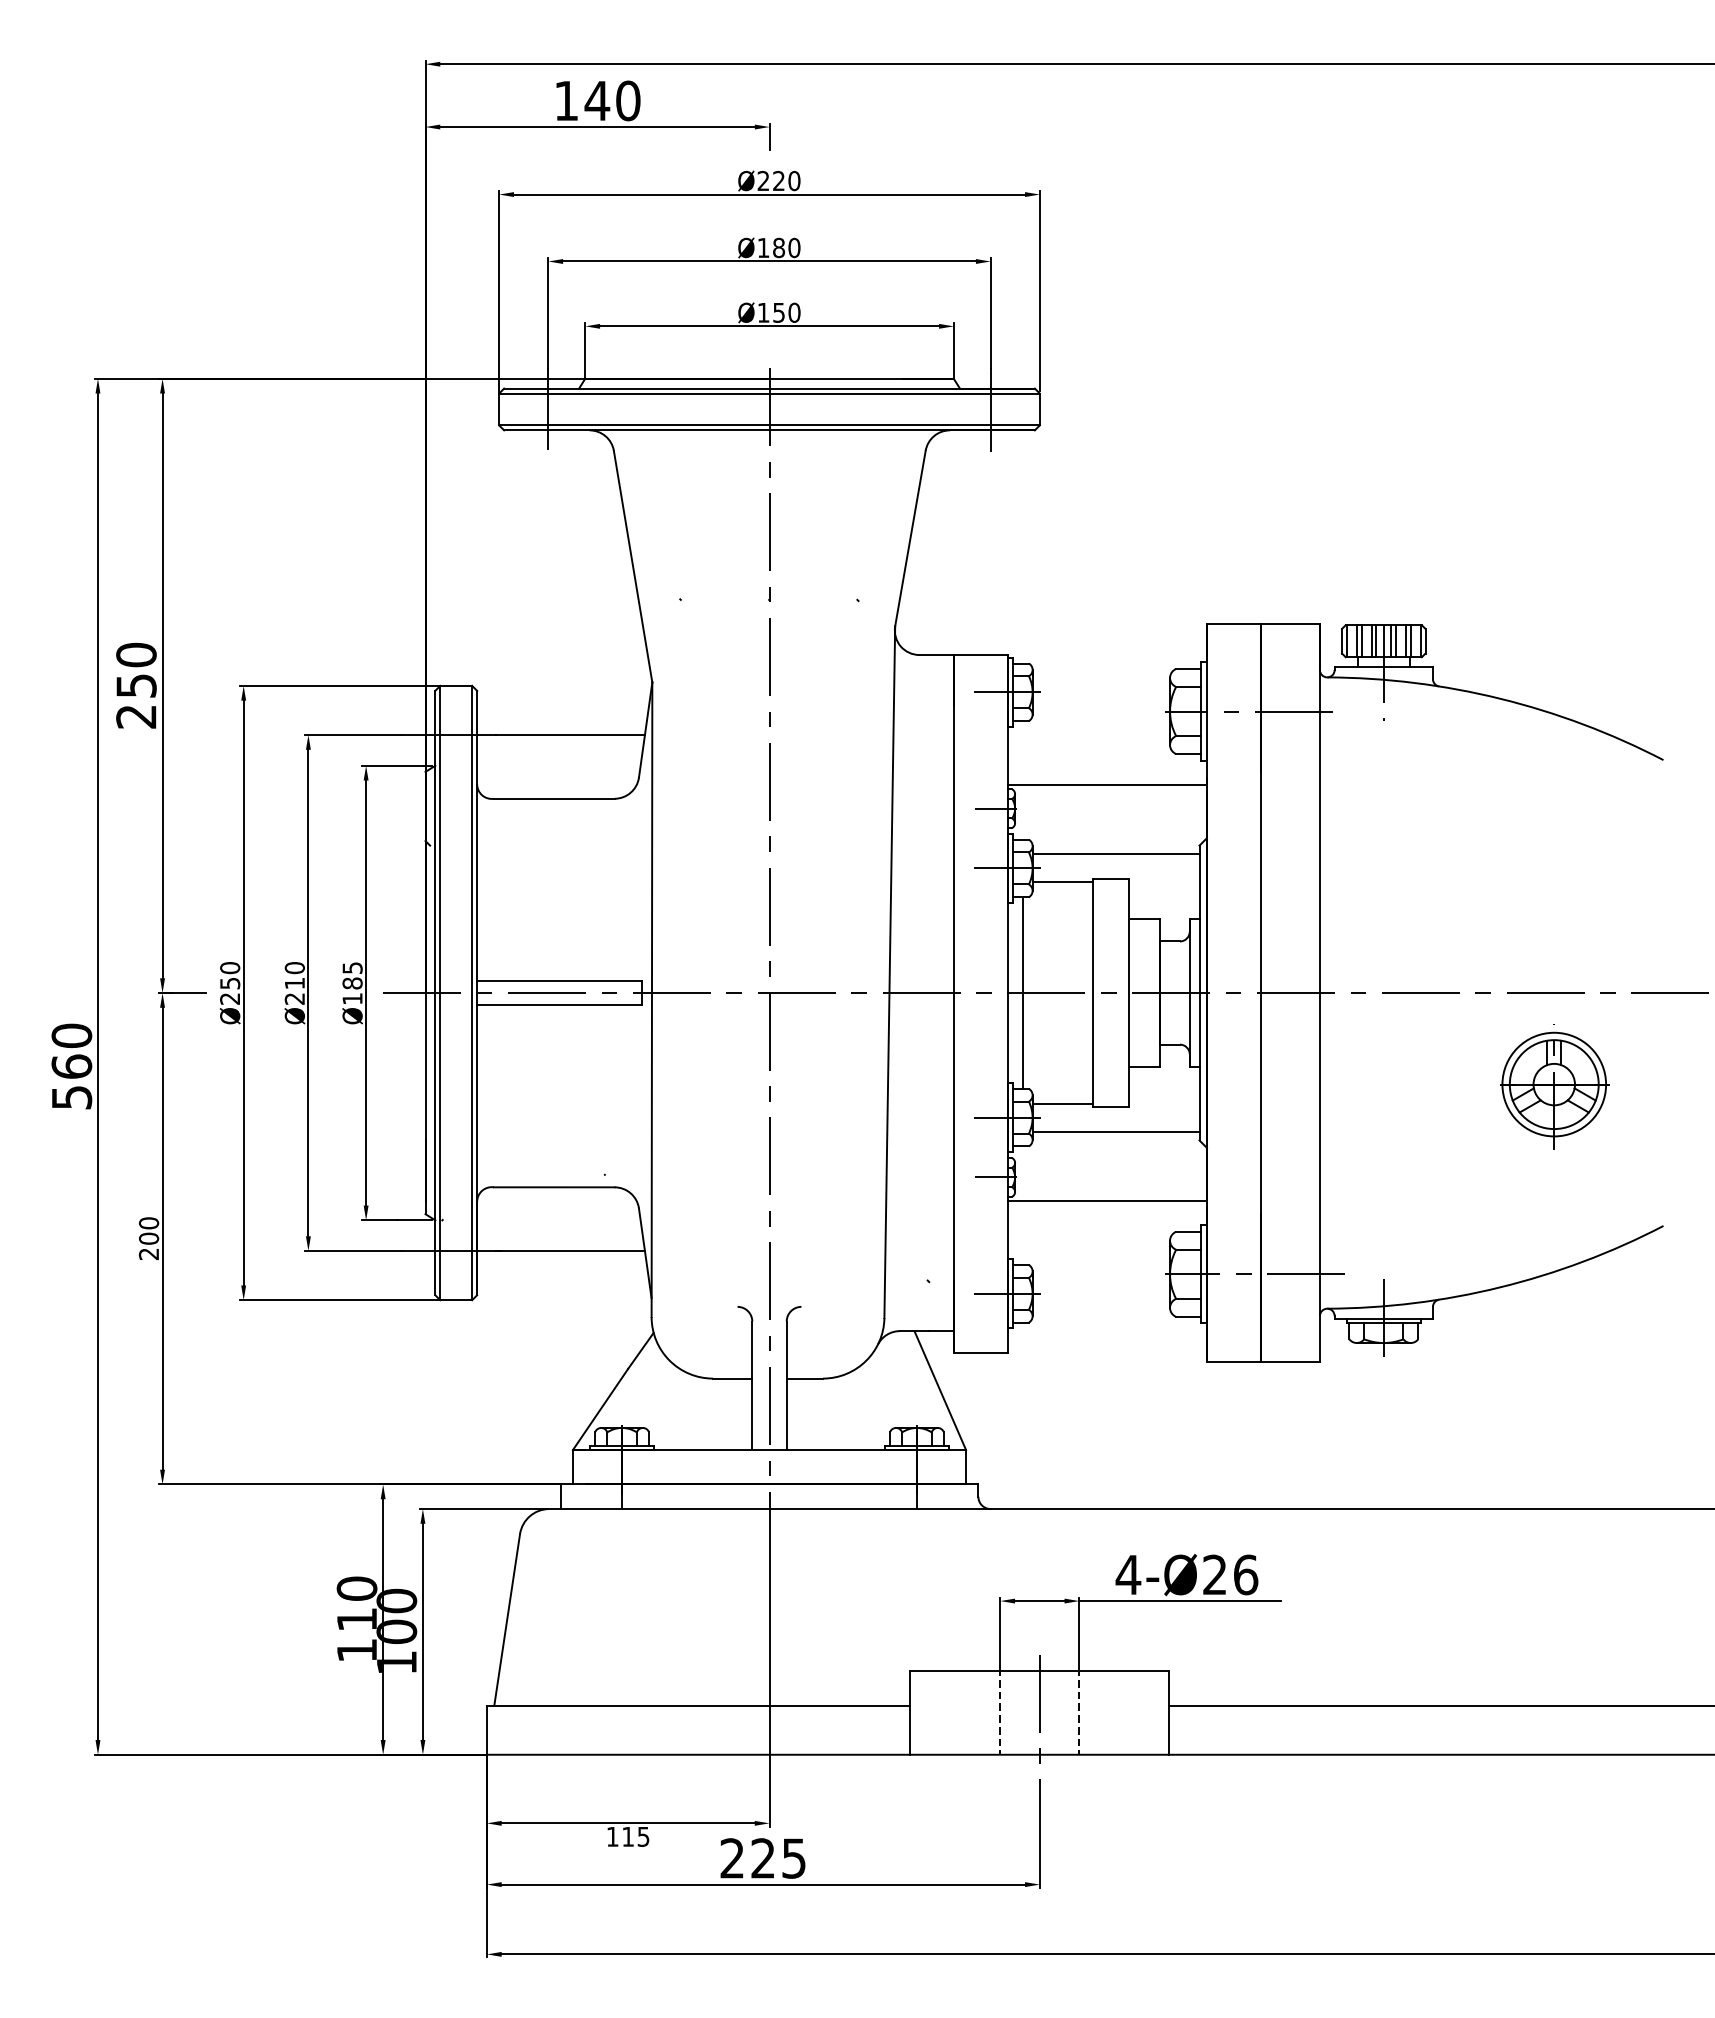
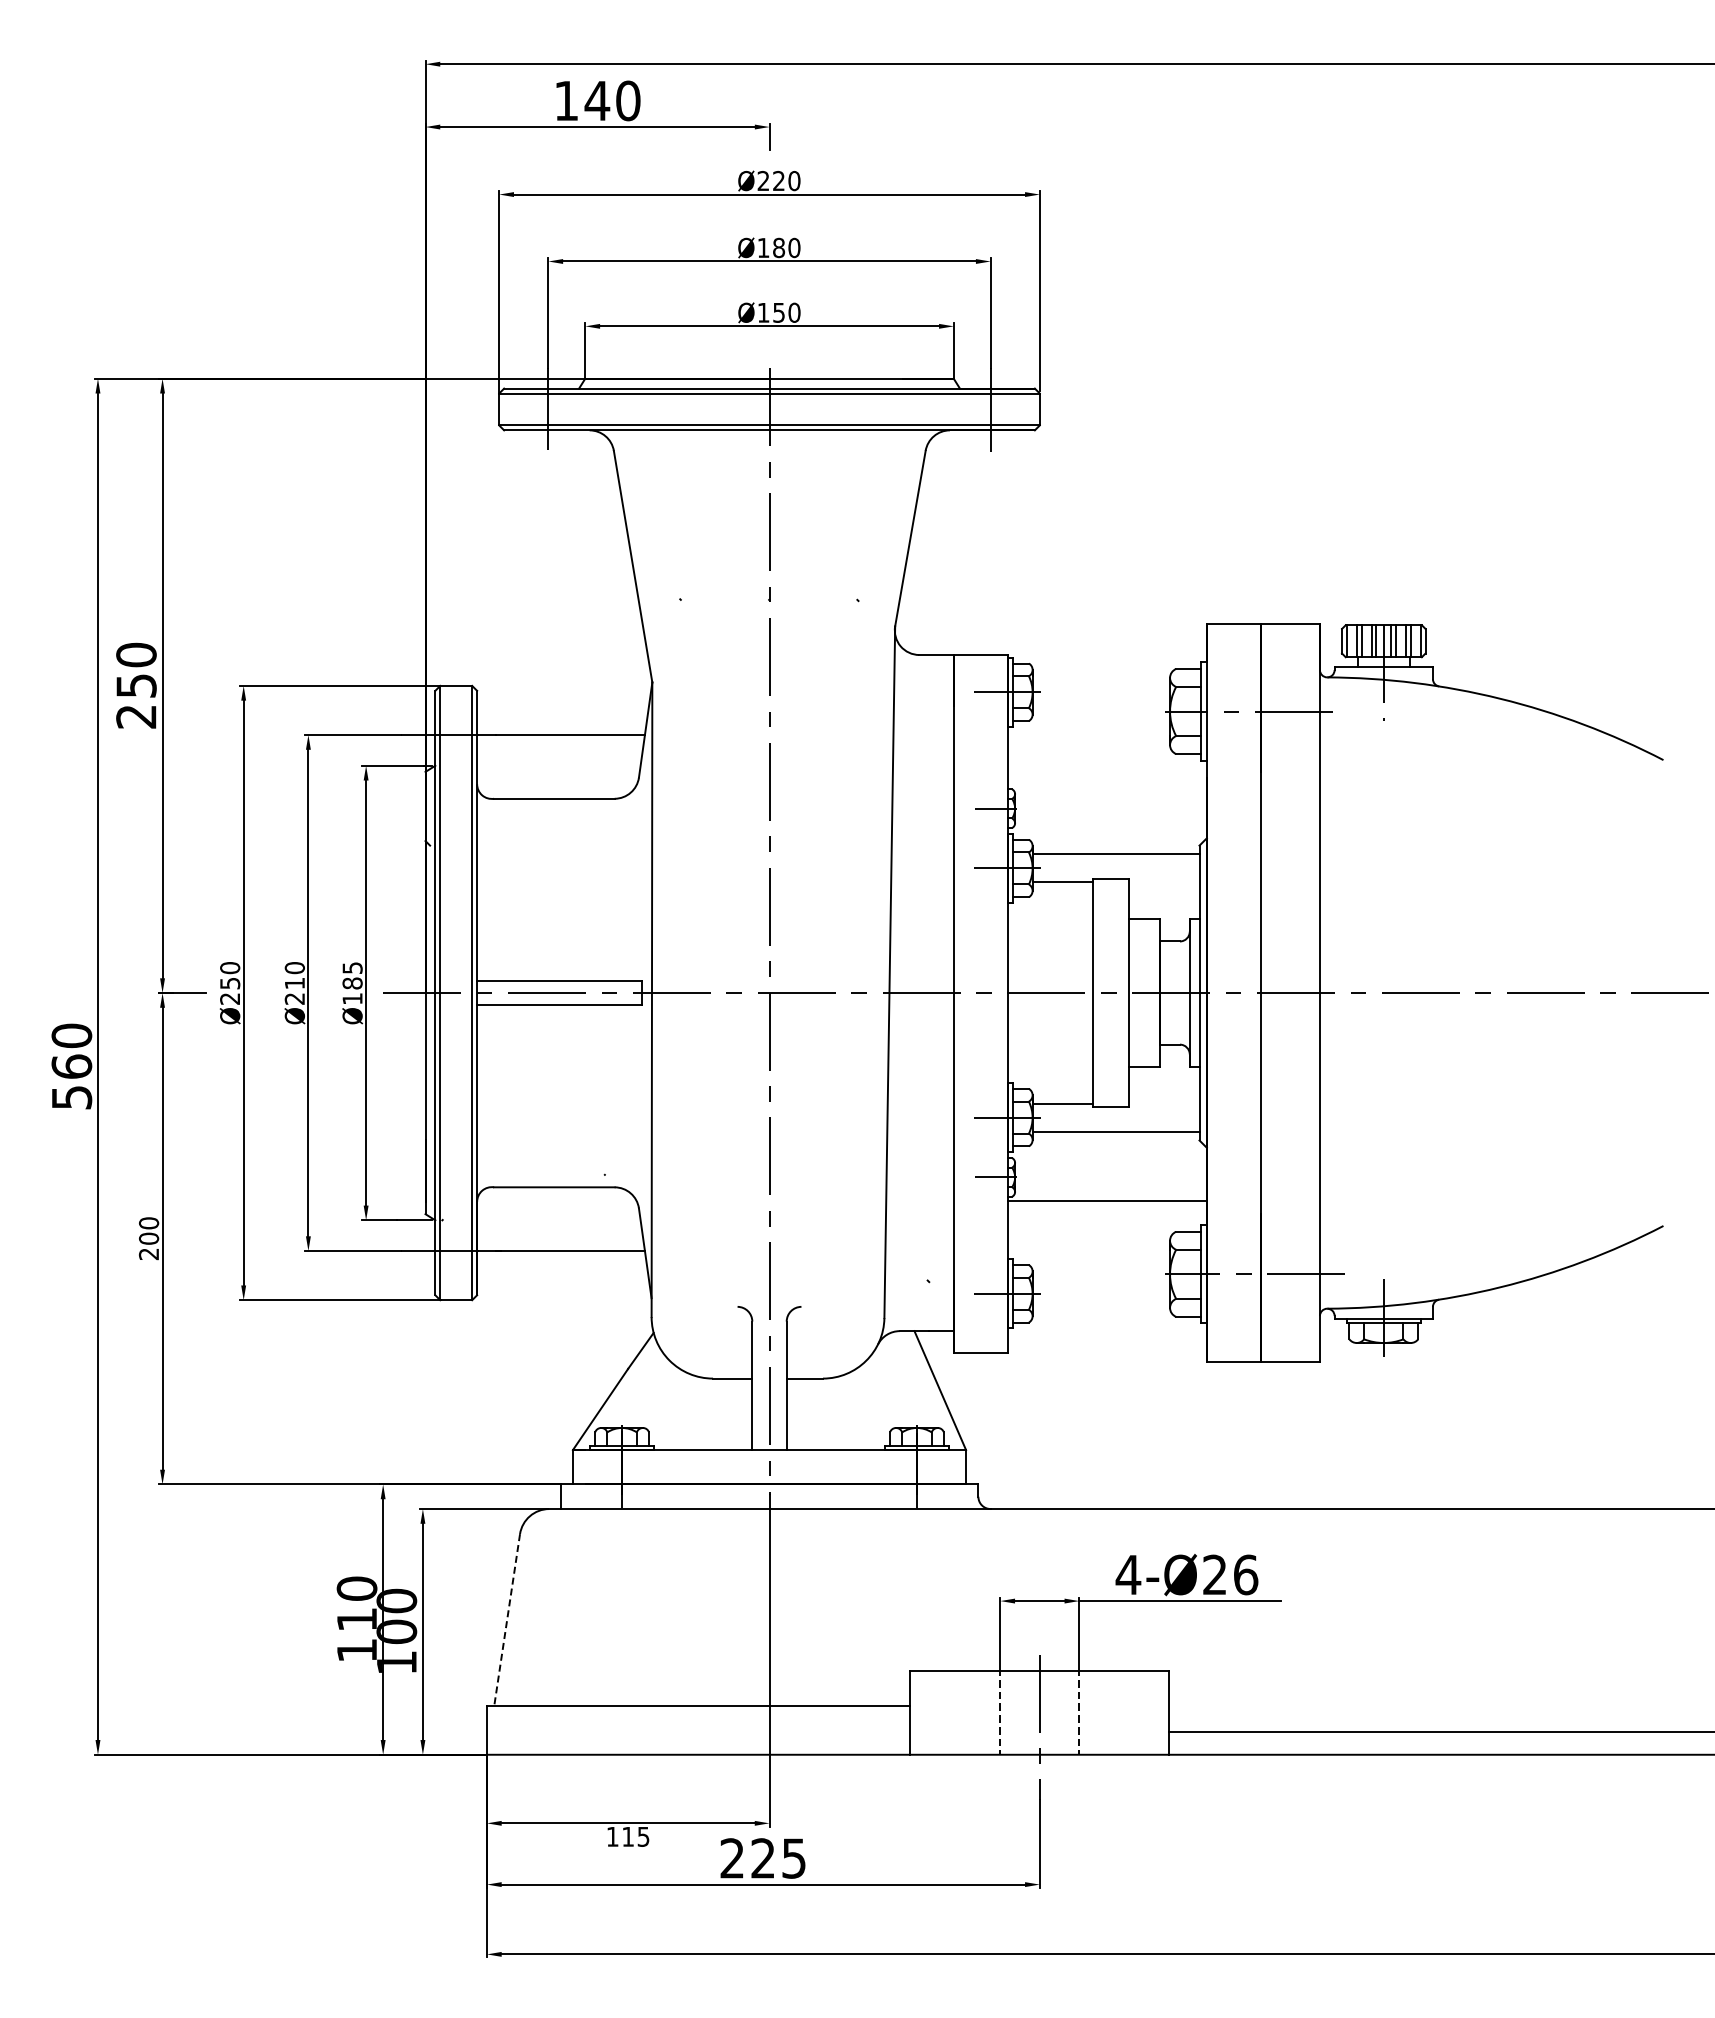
line: present -> none (1106, 785)
line: present -> none (1022, 992)
part: present -> none (1554, 1086)
line: solid -> dashed (507, 1619)
line position: (1440, 1705) -> (1440, 1731) (1440, 1731)
